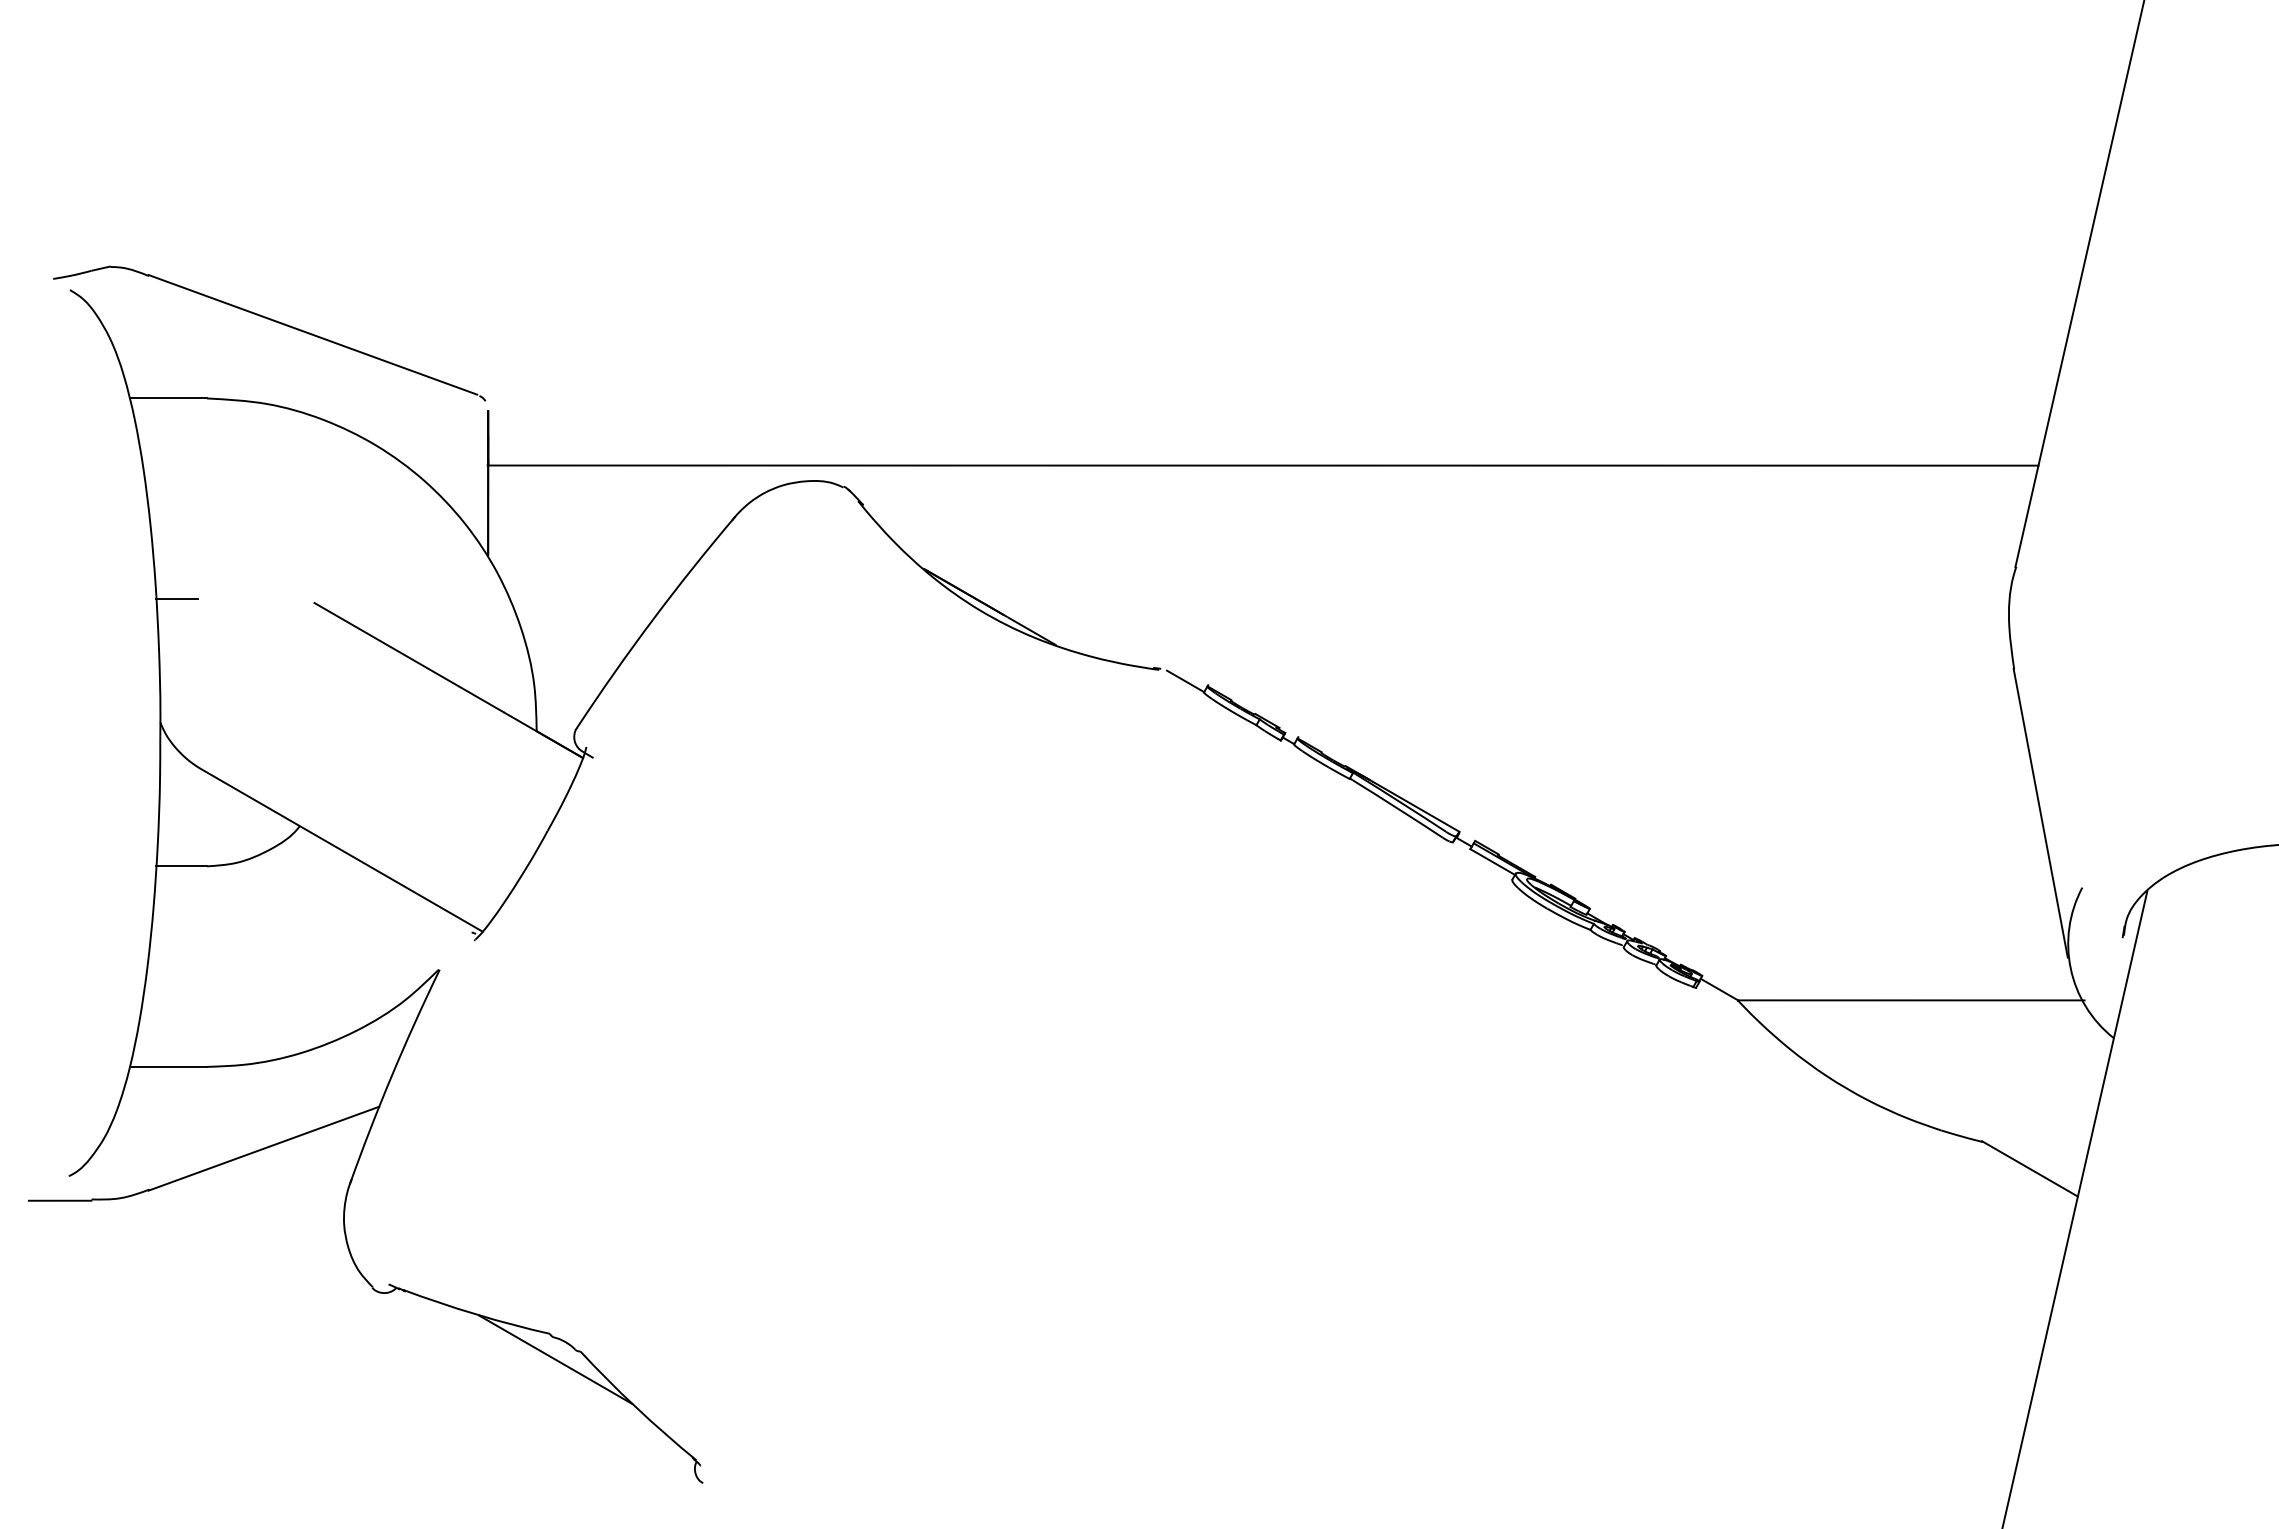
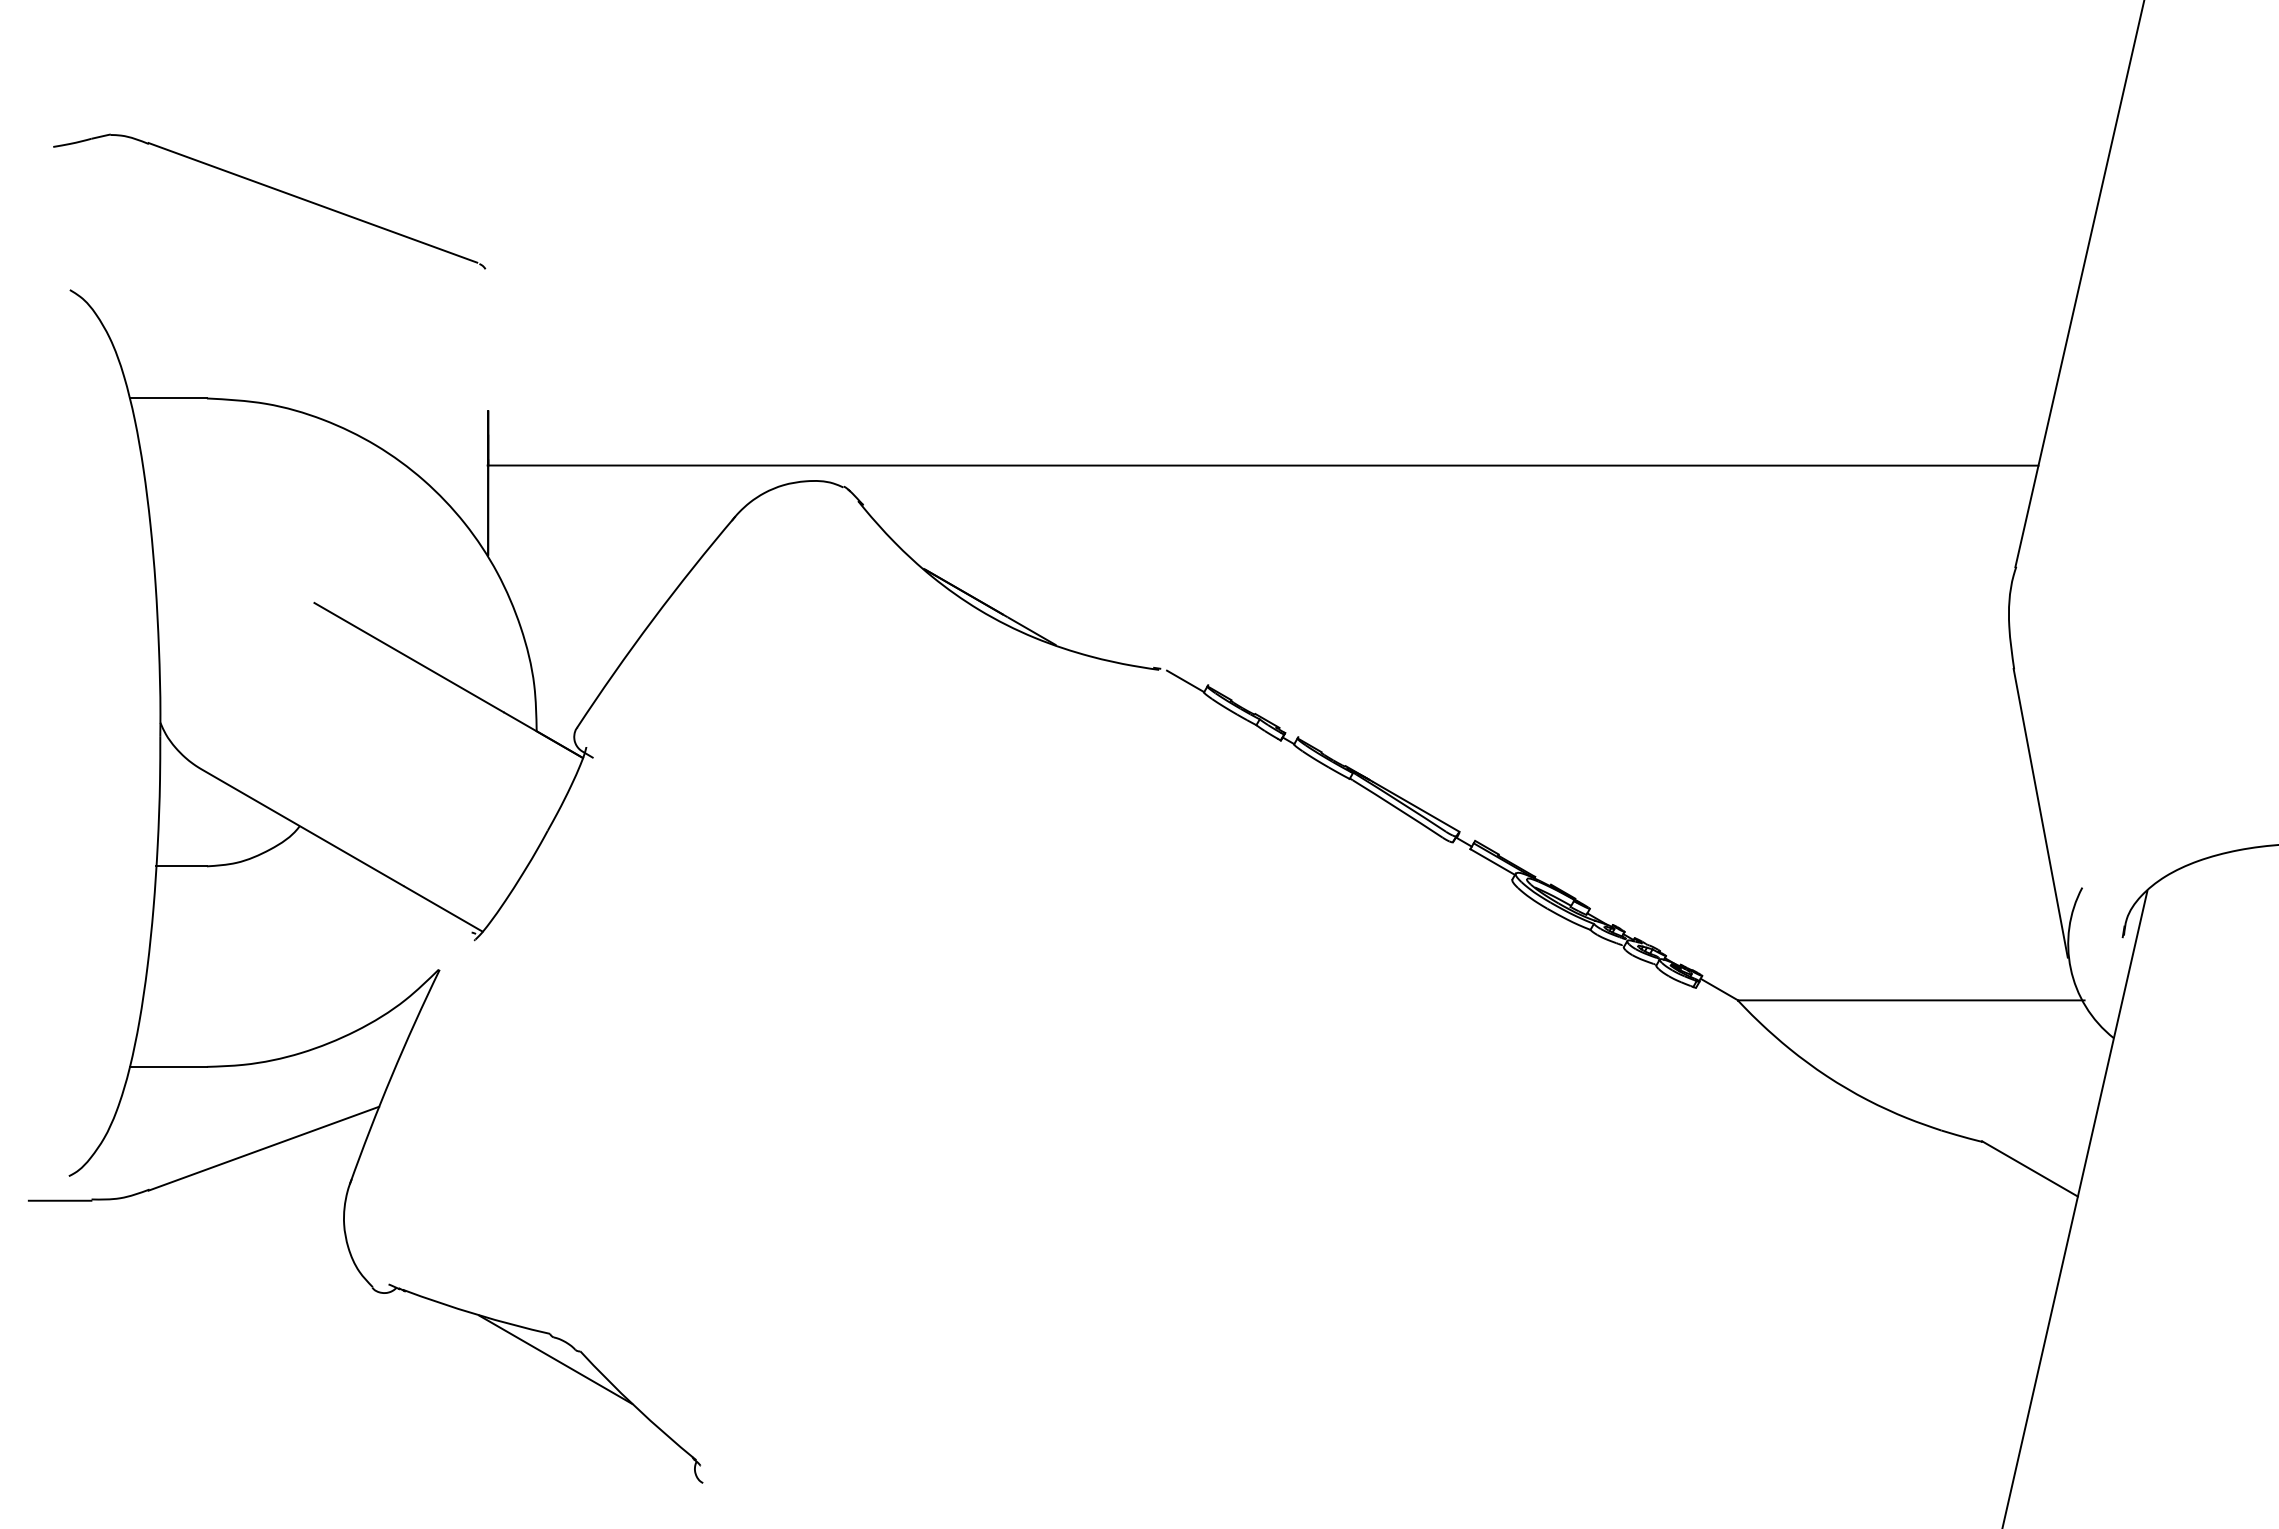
part position: (272, 321) -> (272, 189) (272, 189)
line: present -> none (176, 598)
